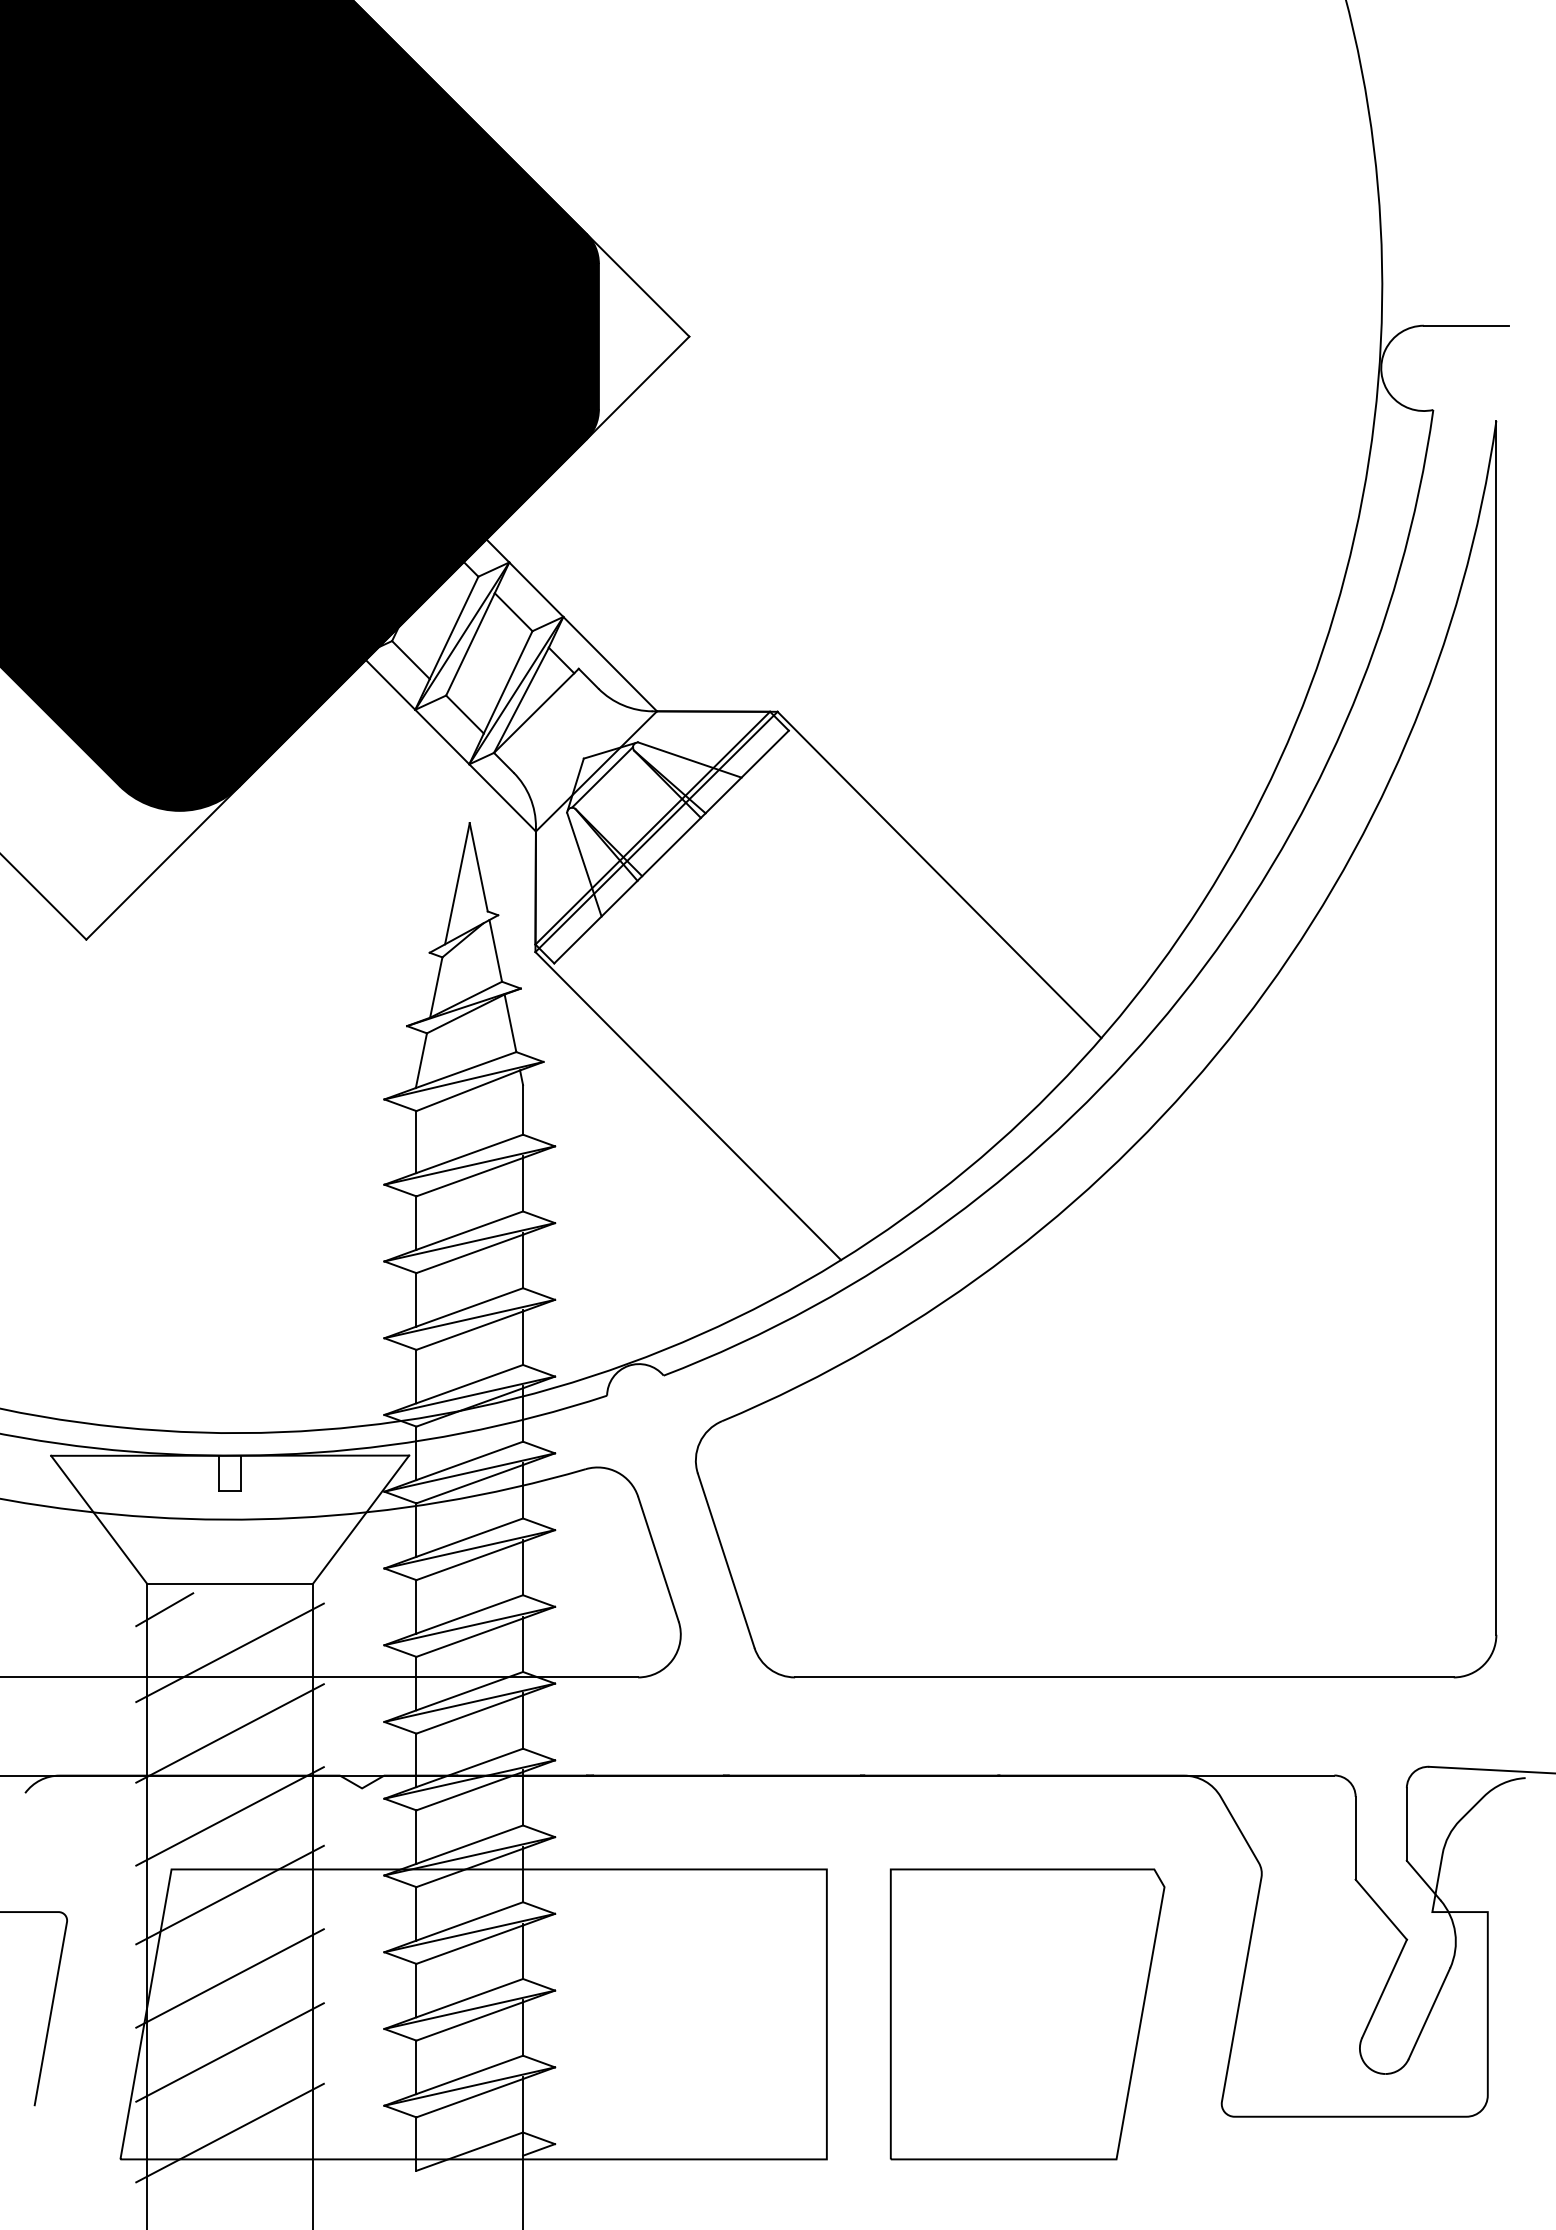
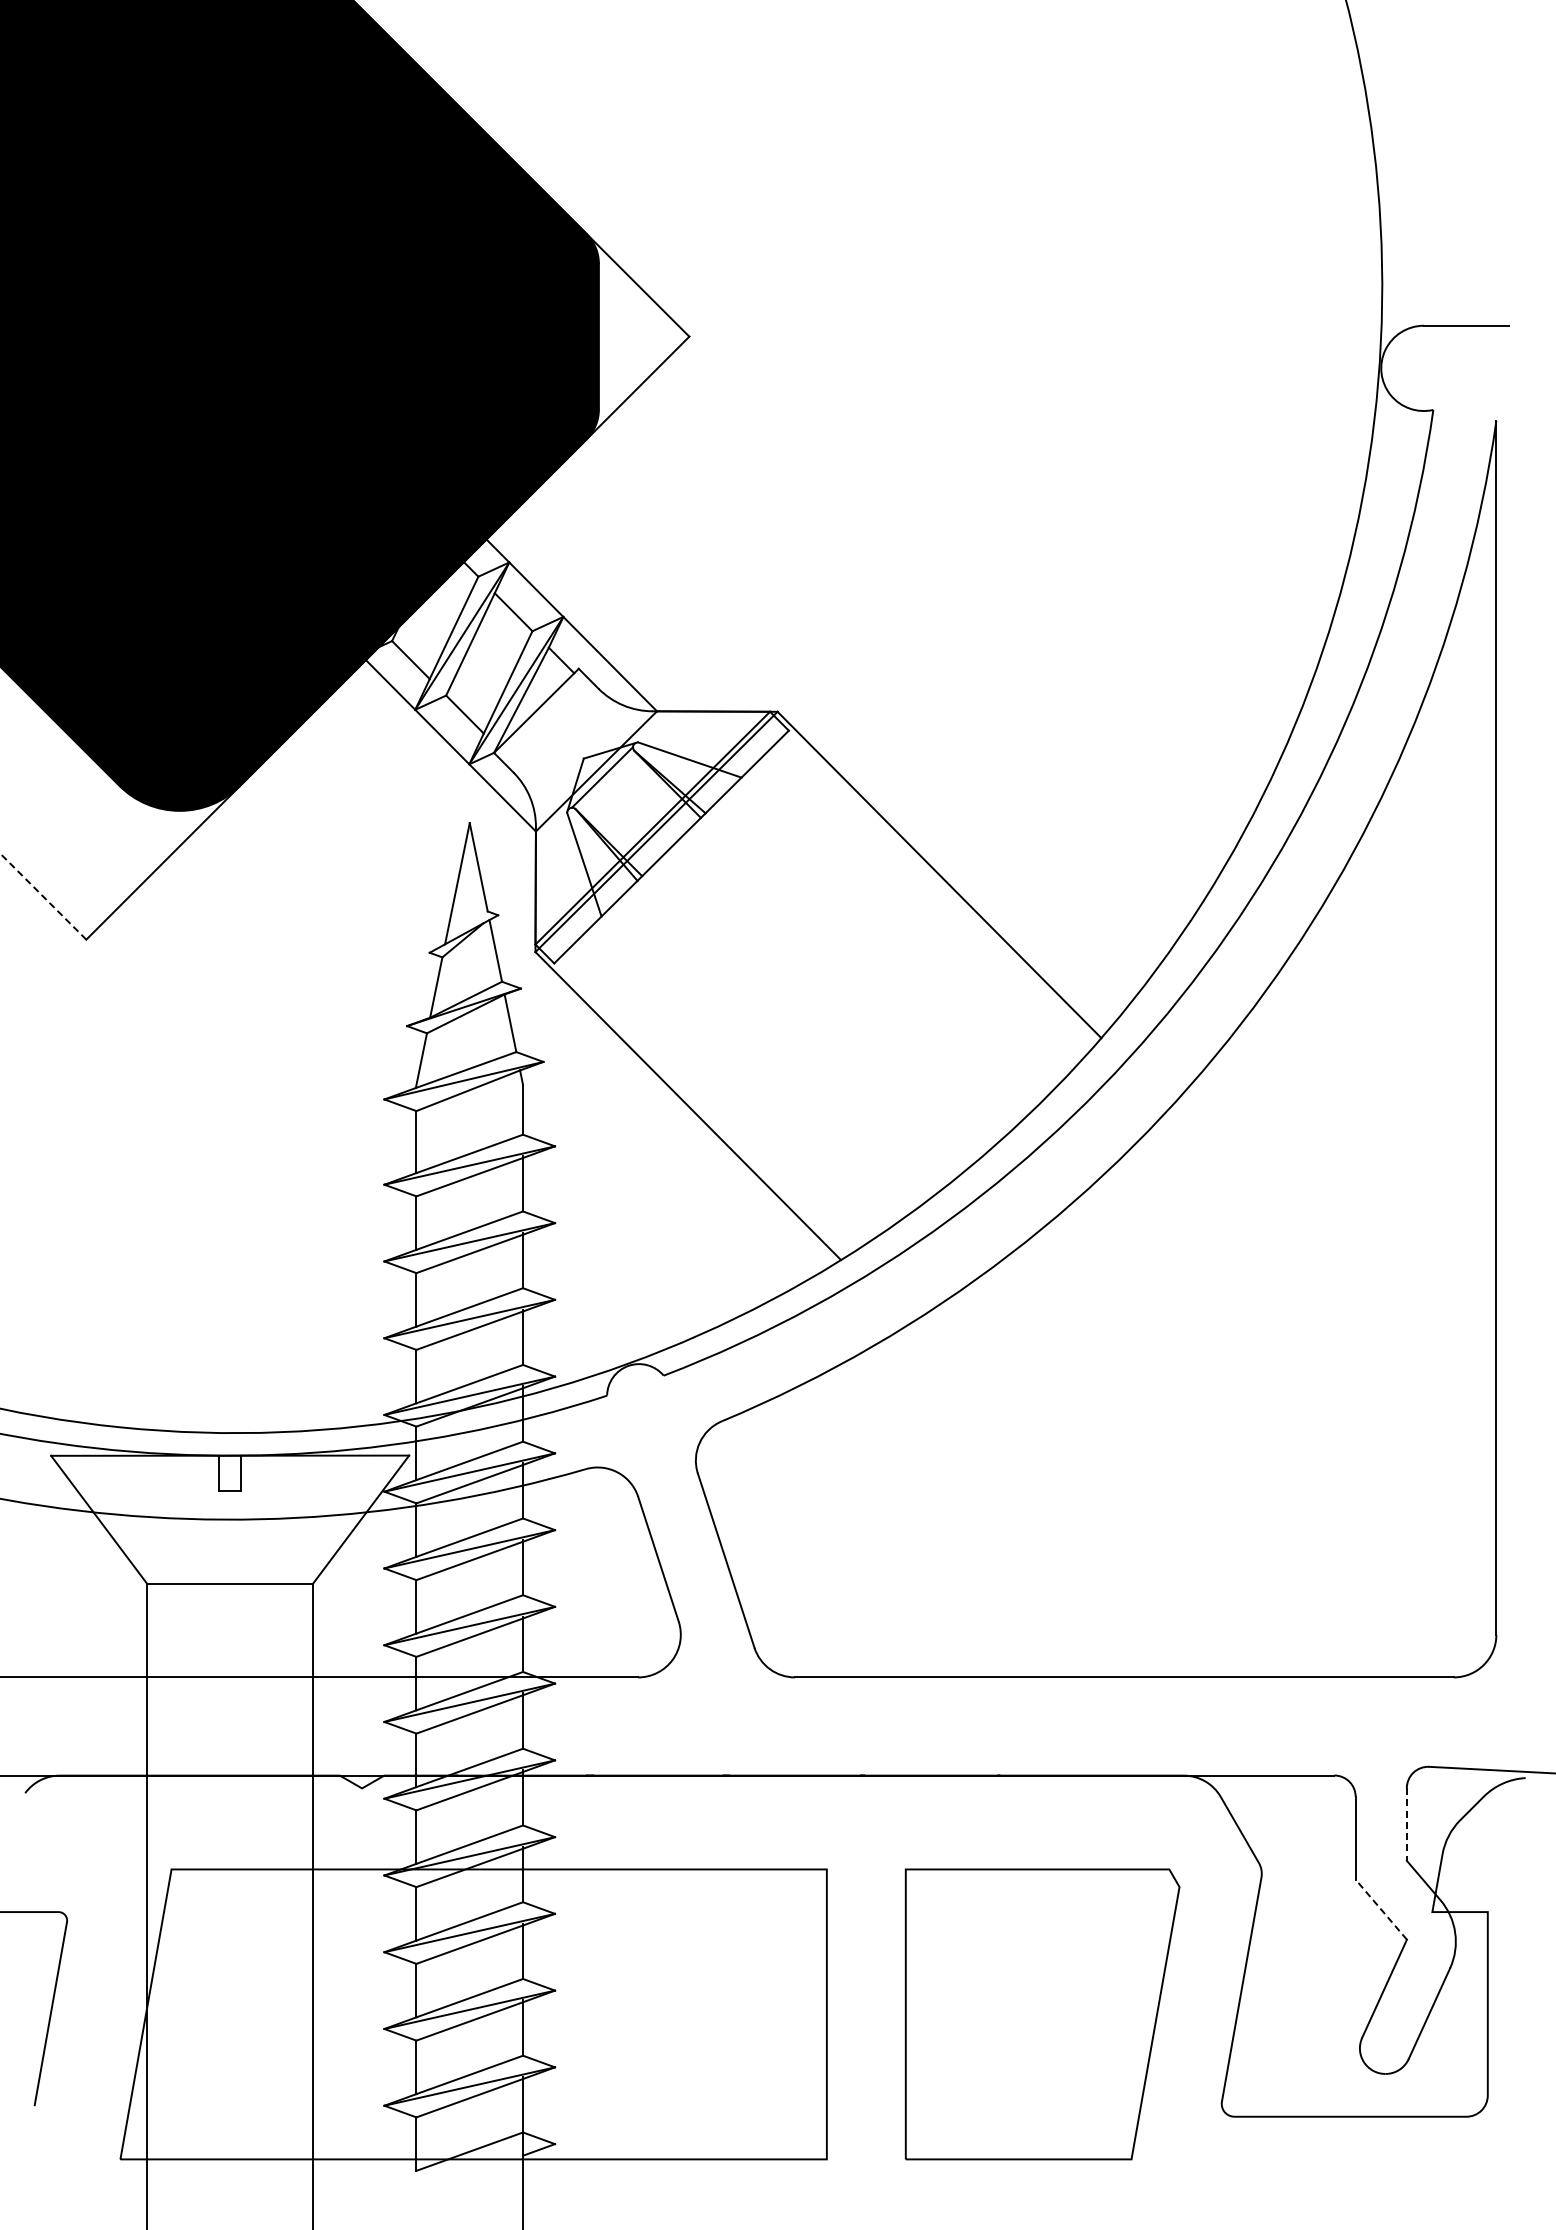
line: solid -> dashed (43, 896)
line: present -> none (164, 1609)
line: present -> none (229, 1652)
line: present -> none (229, 1733)
line: present -> none (229, 1816)
line: solid -> dashed (1406, 1824)
line: present -> none (229, 1894)
line: solid -> dashed (1380, 1909)
line: present -> none (229, 1978)
part position: (1027, 2014) -> (1042, 2014) (1042, 2014)
line: present -> none (229, 2052)
line: present -> none (229, 2132)
